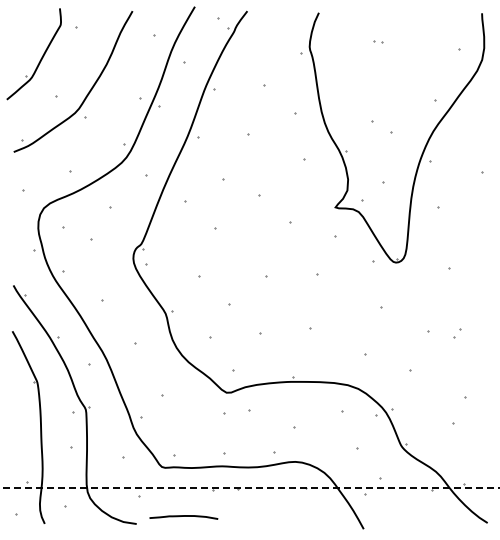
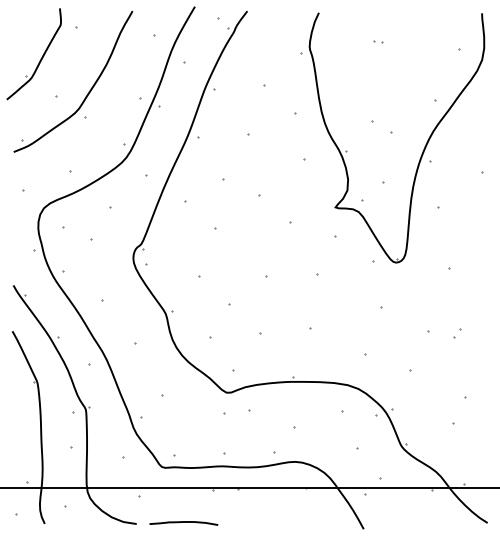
line: dashed -> solid (249, 488)
curve position: (183, 516) -> (183, 522) (183, 522)
